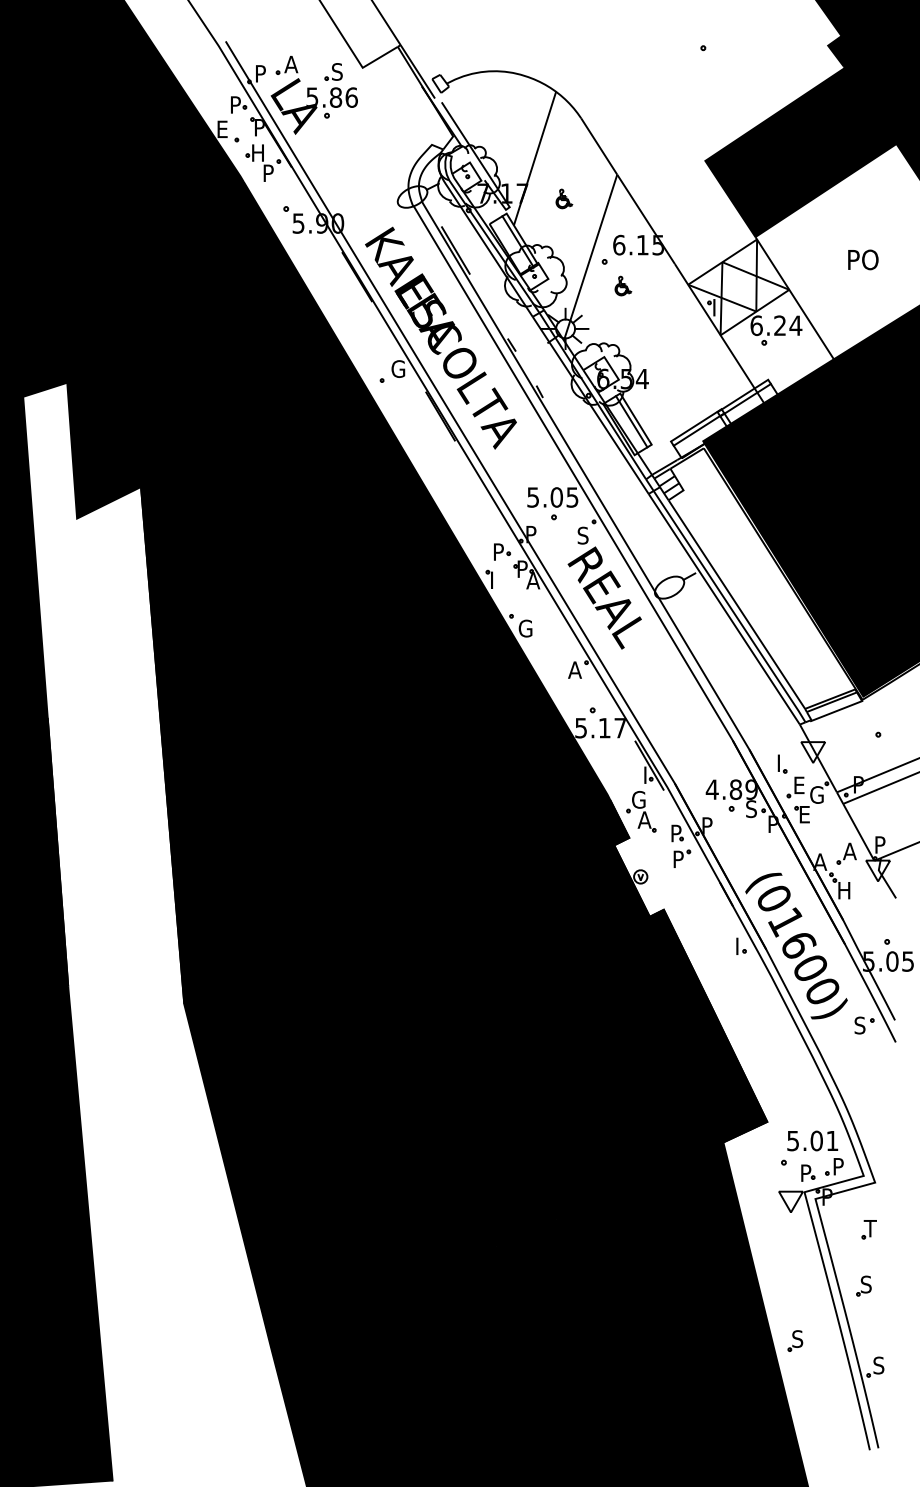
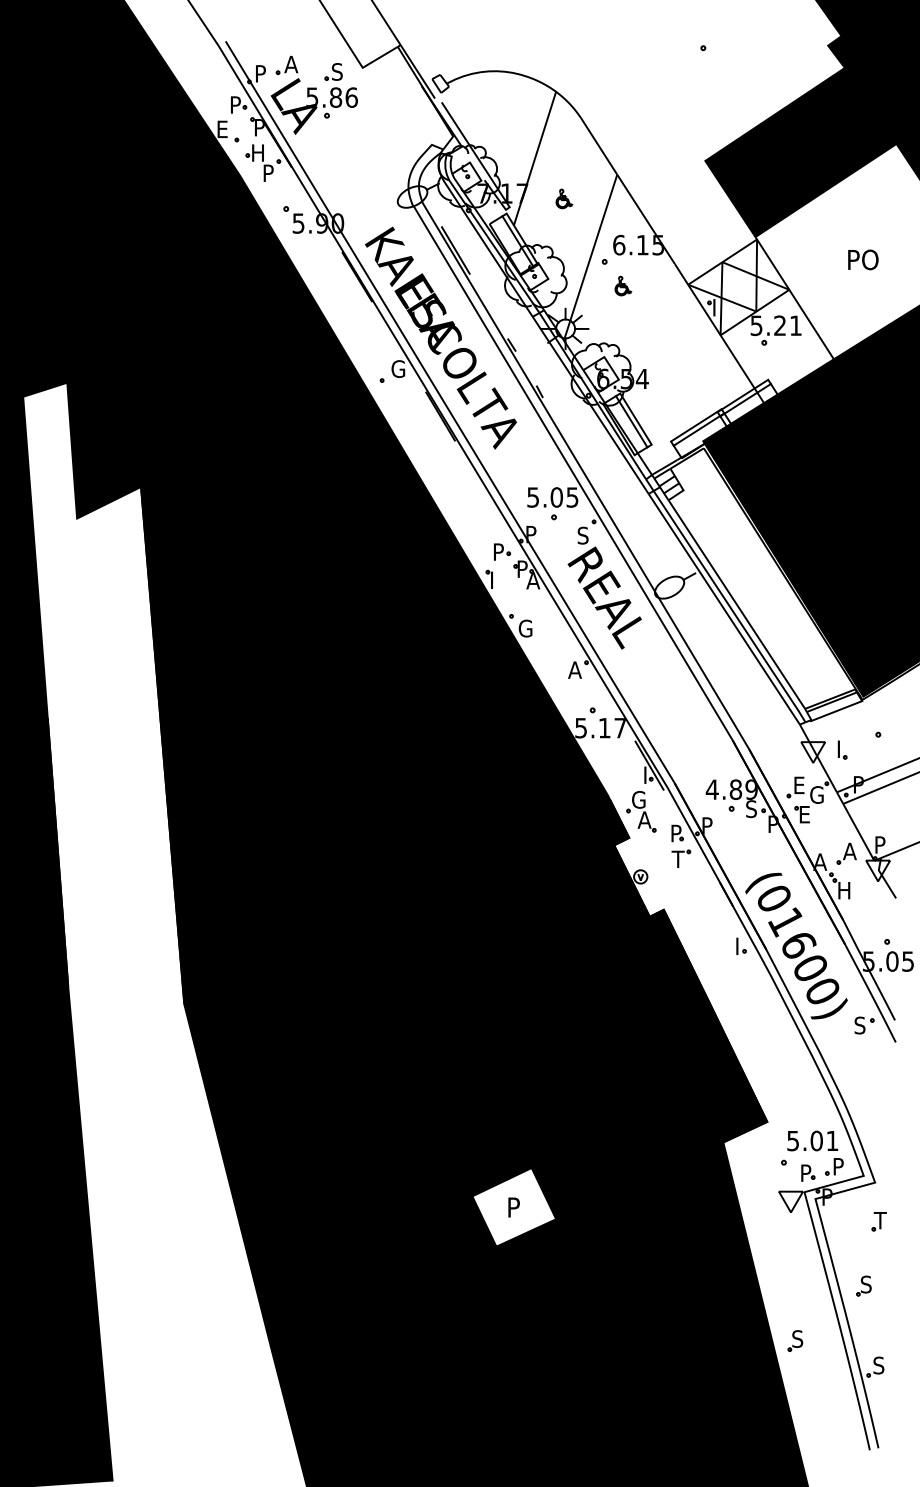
text: 6.24 -> 5.21 (776, 325)
part position: (782, 763) -> (842, 749) (842, 749)
text: P -> T (677, 858)
fill: present -> none (514, 1207)
part position: (868, 1229) -> (878, 1221) (878, 1221)
